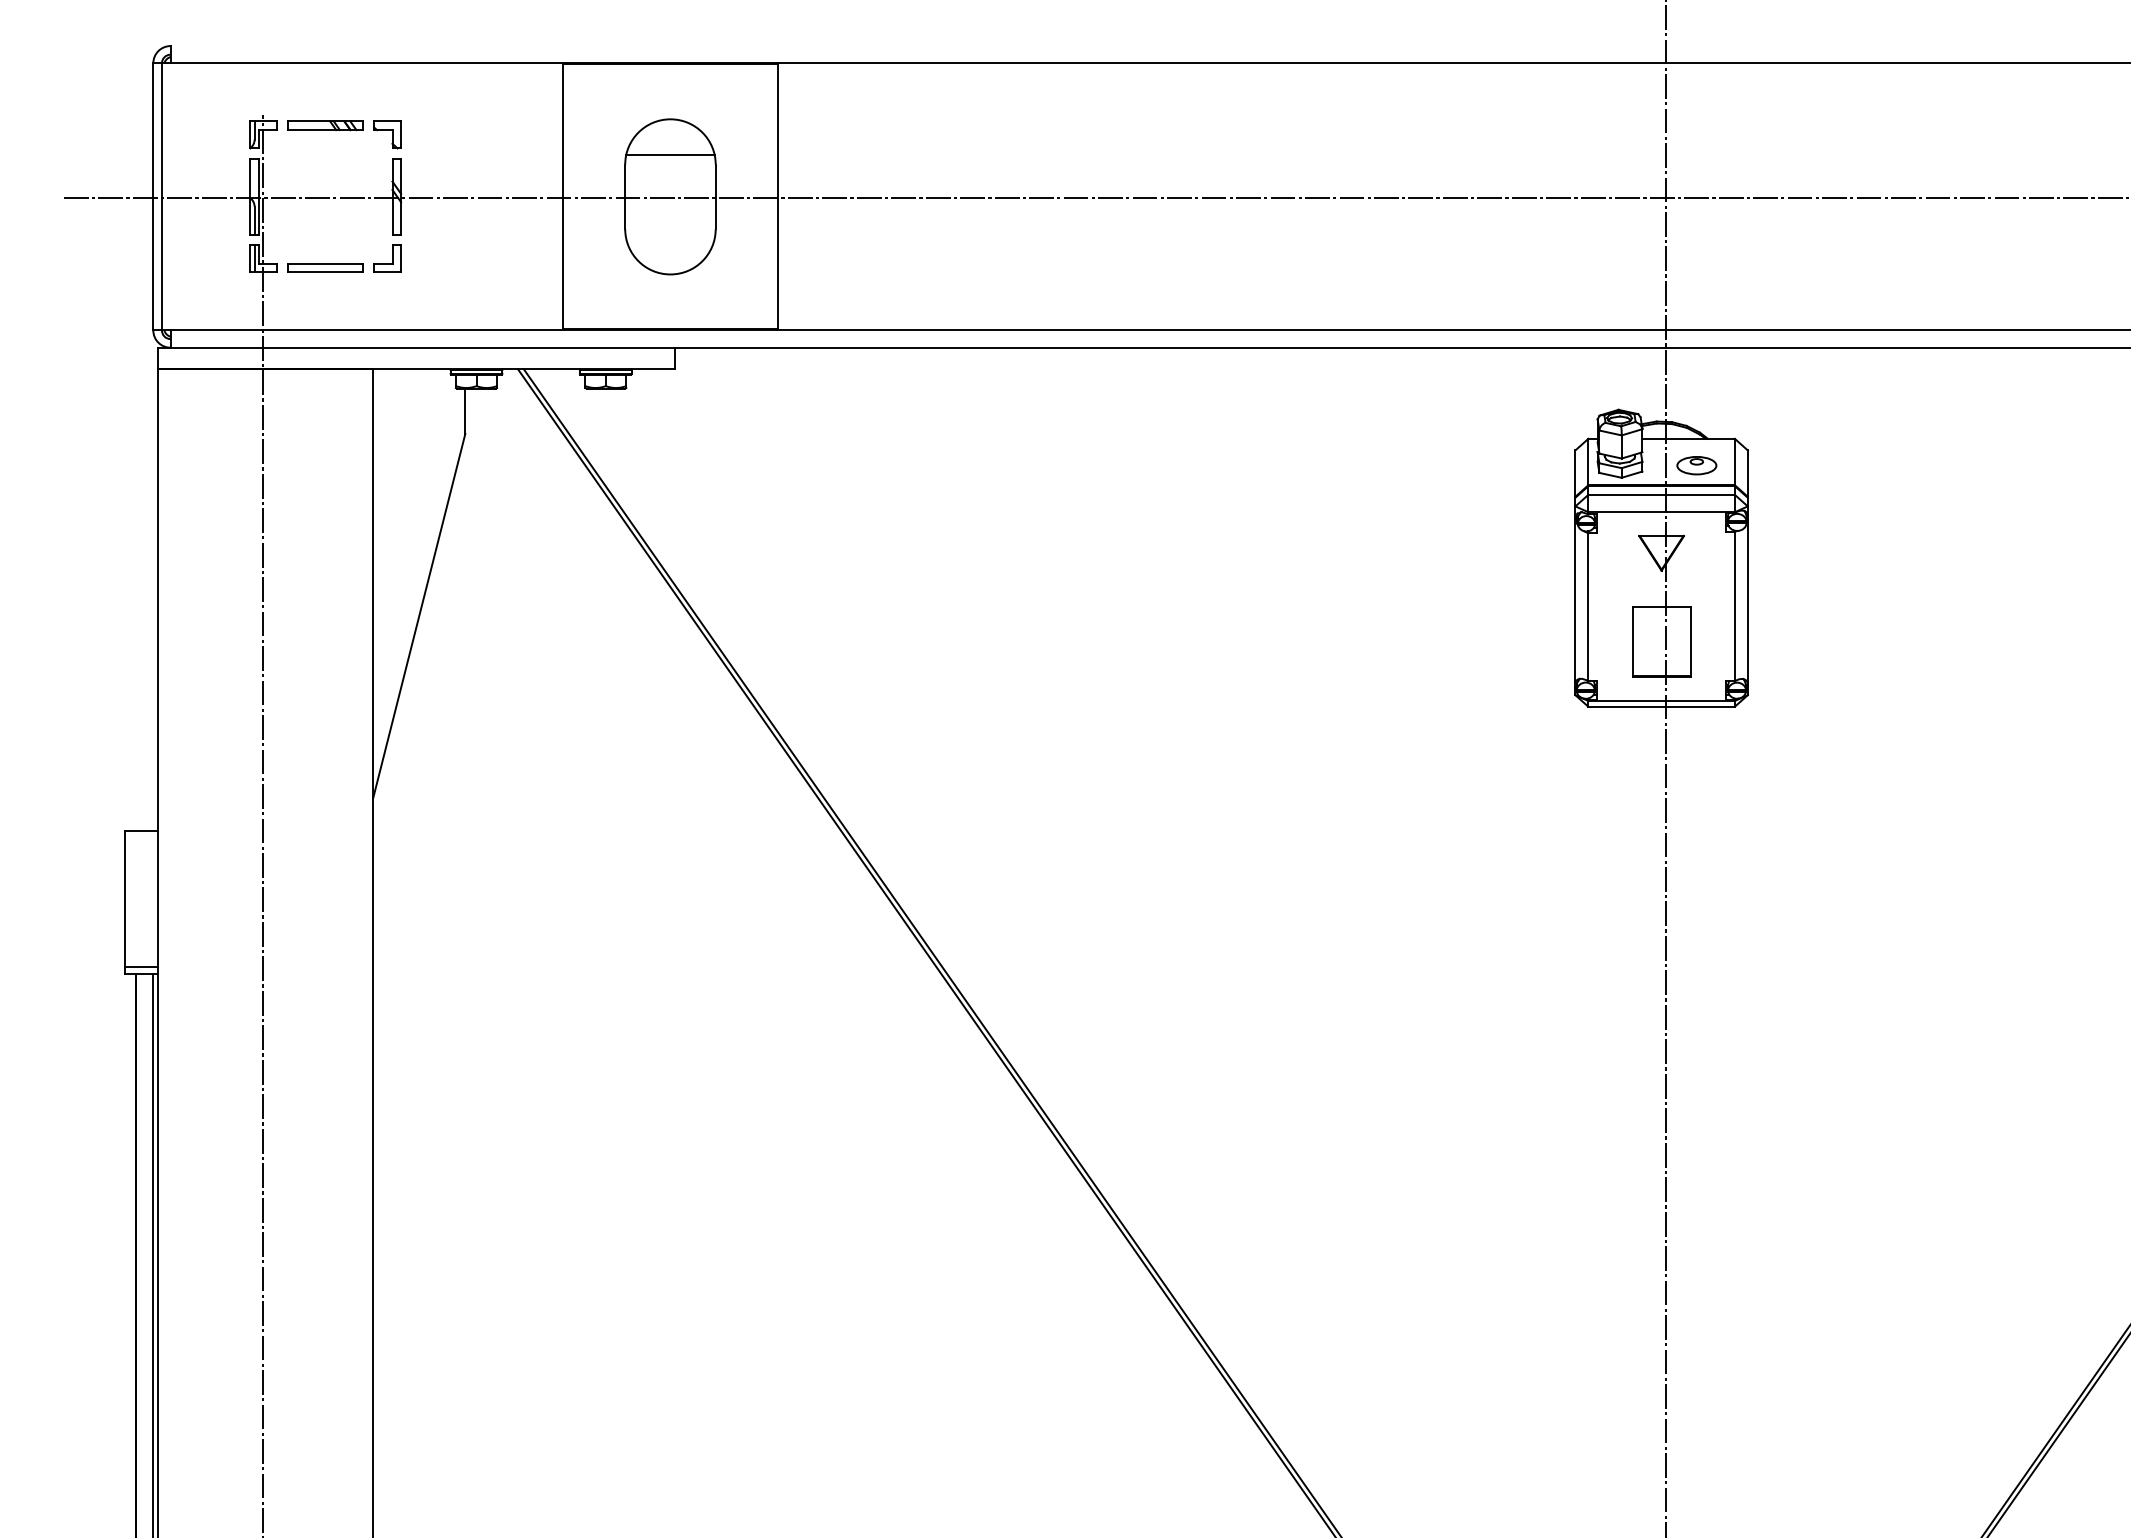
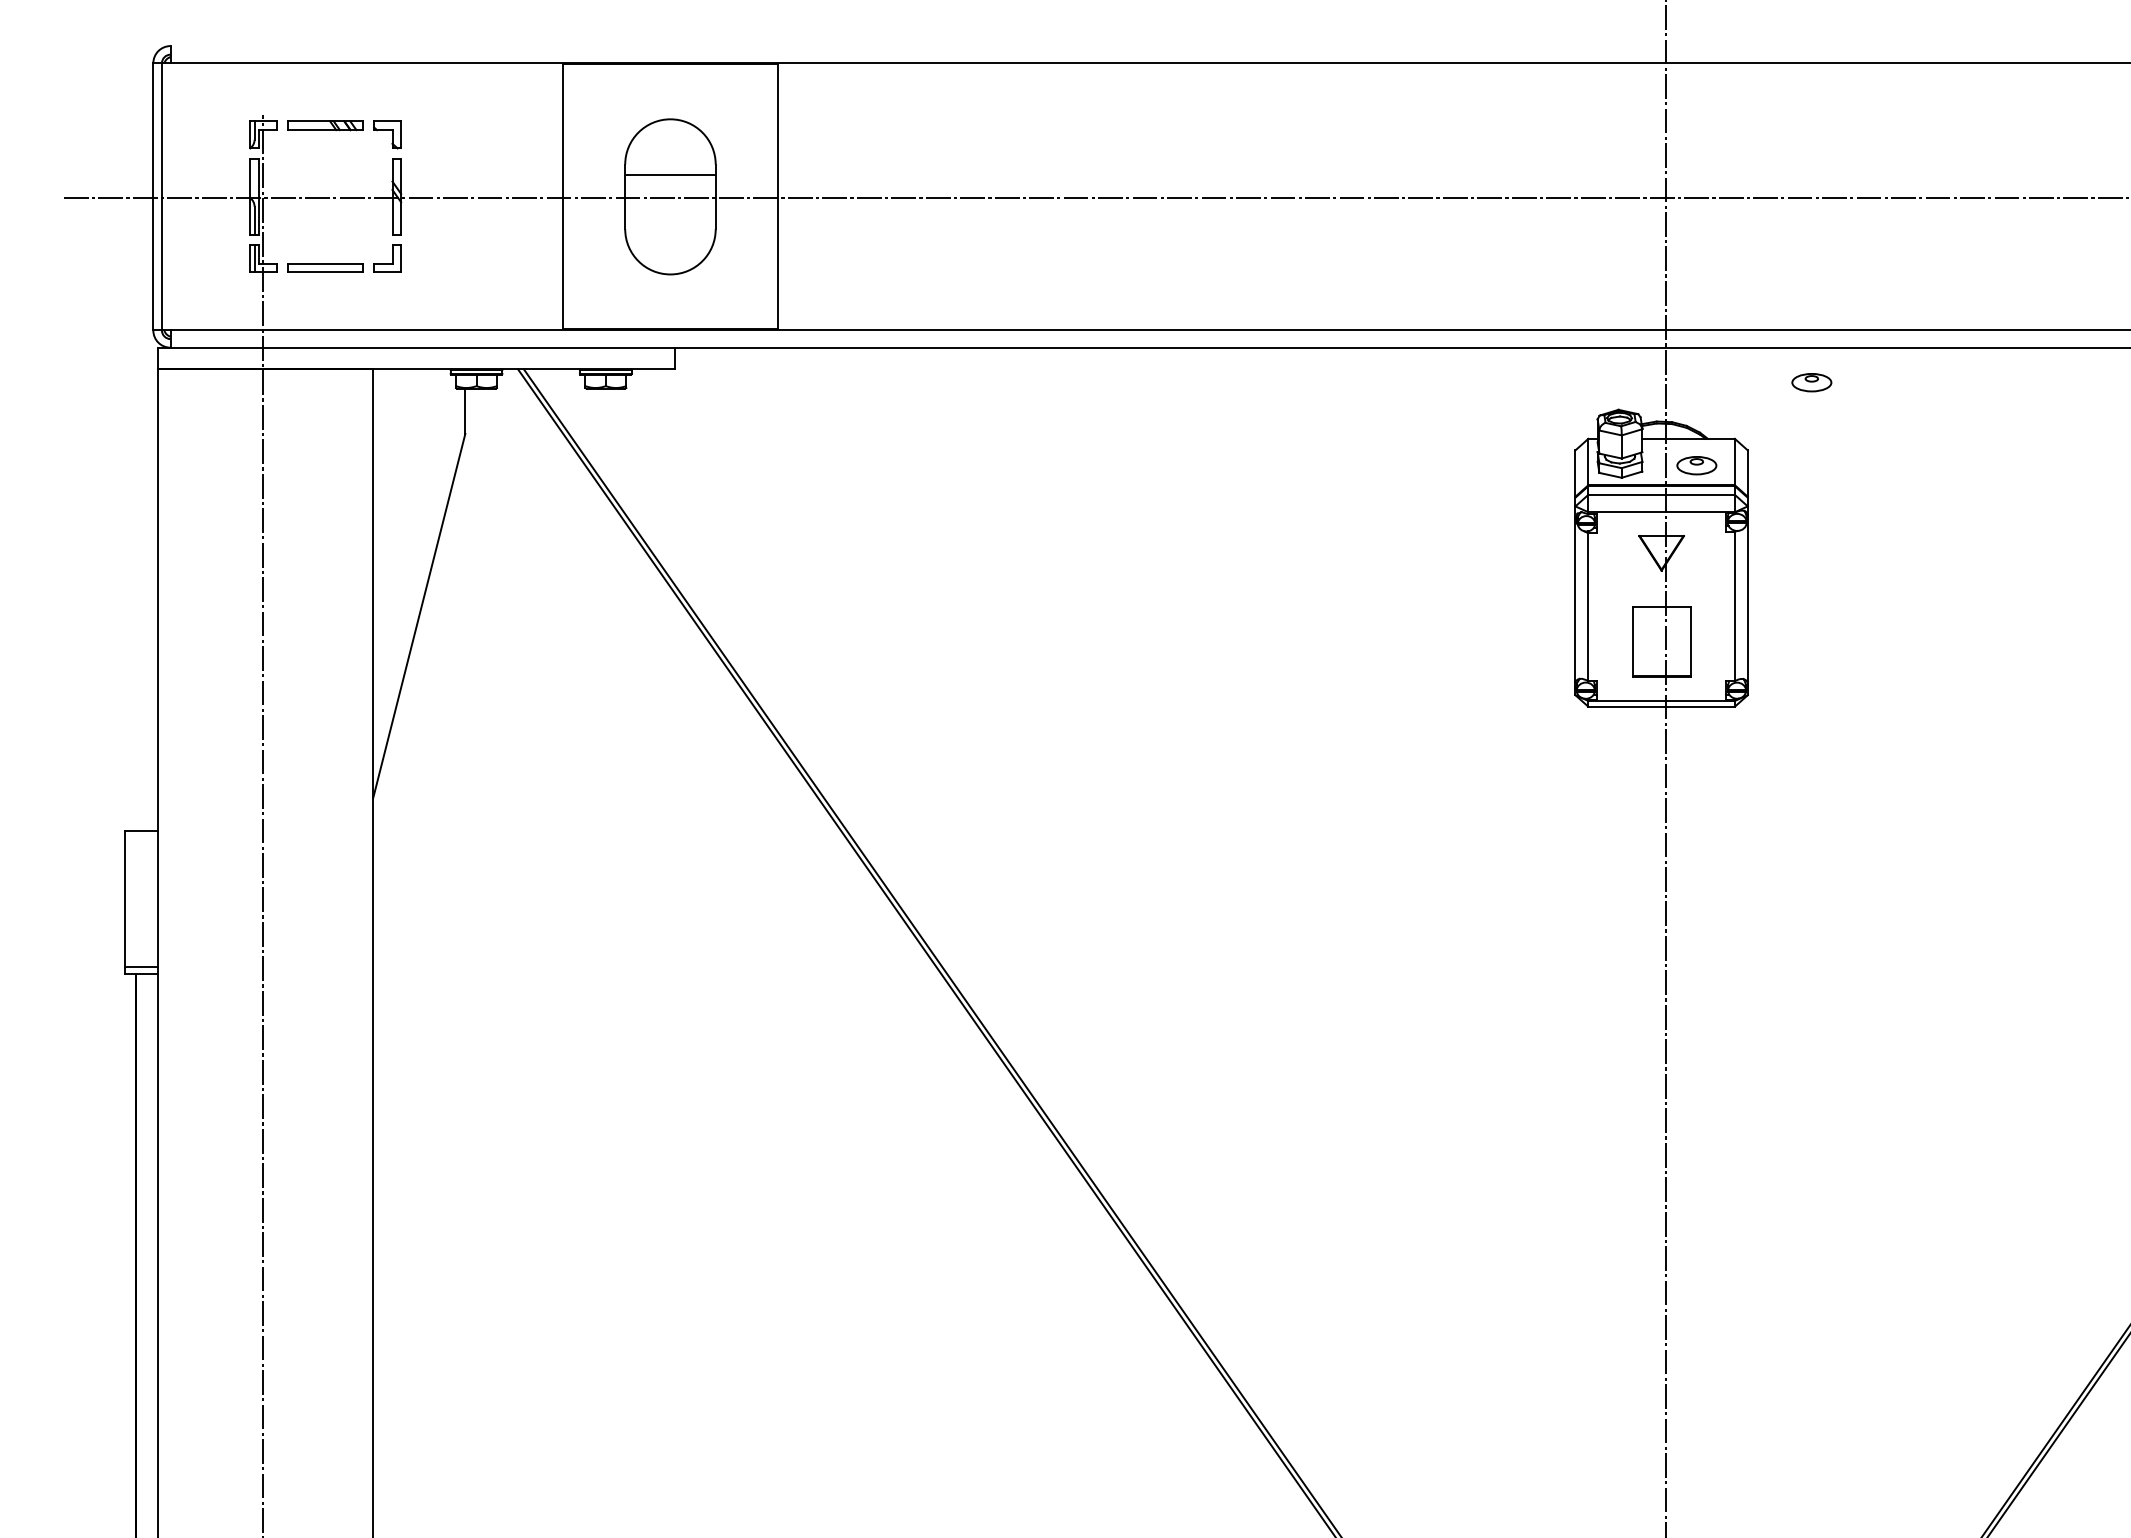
line position: (670, 155) -> (670, 175) (670, 175)
part: none -> present (1811, 382)
line: present -> none (153, 1254)
